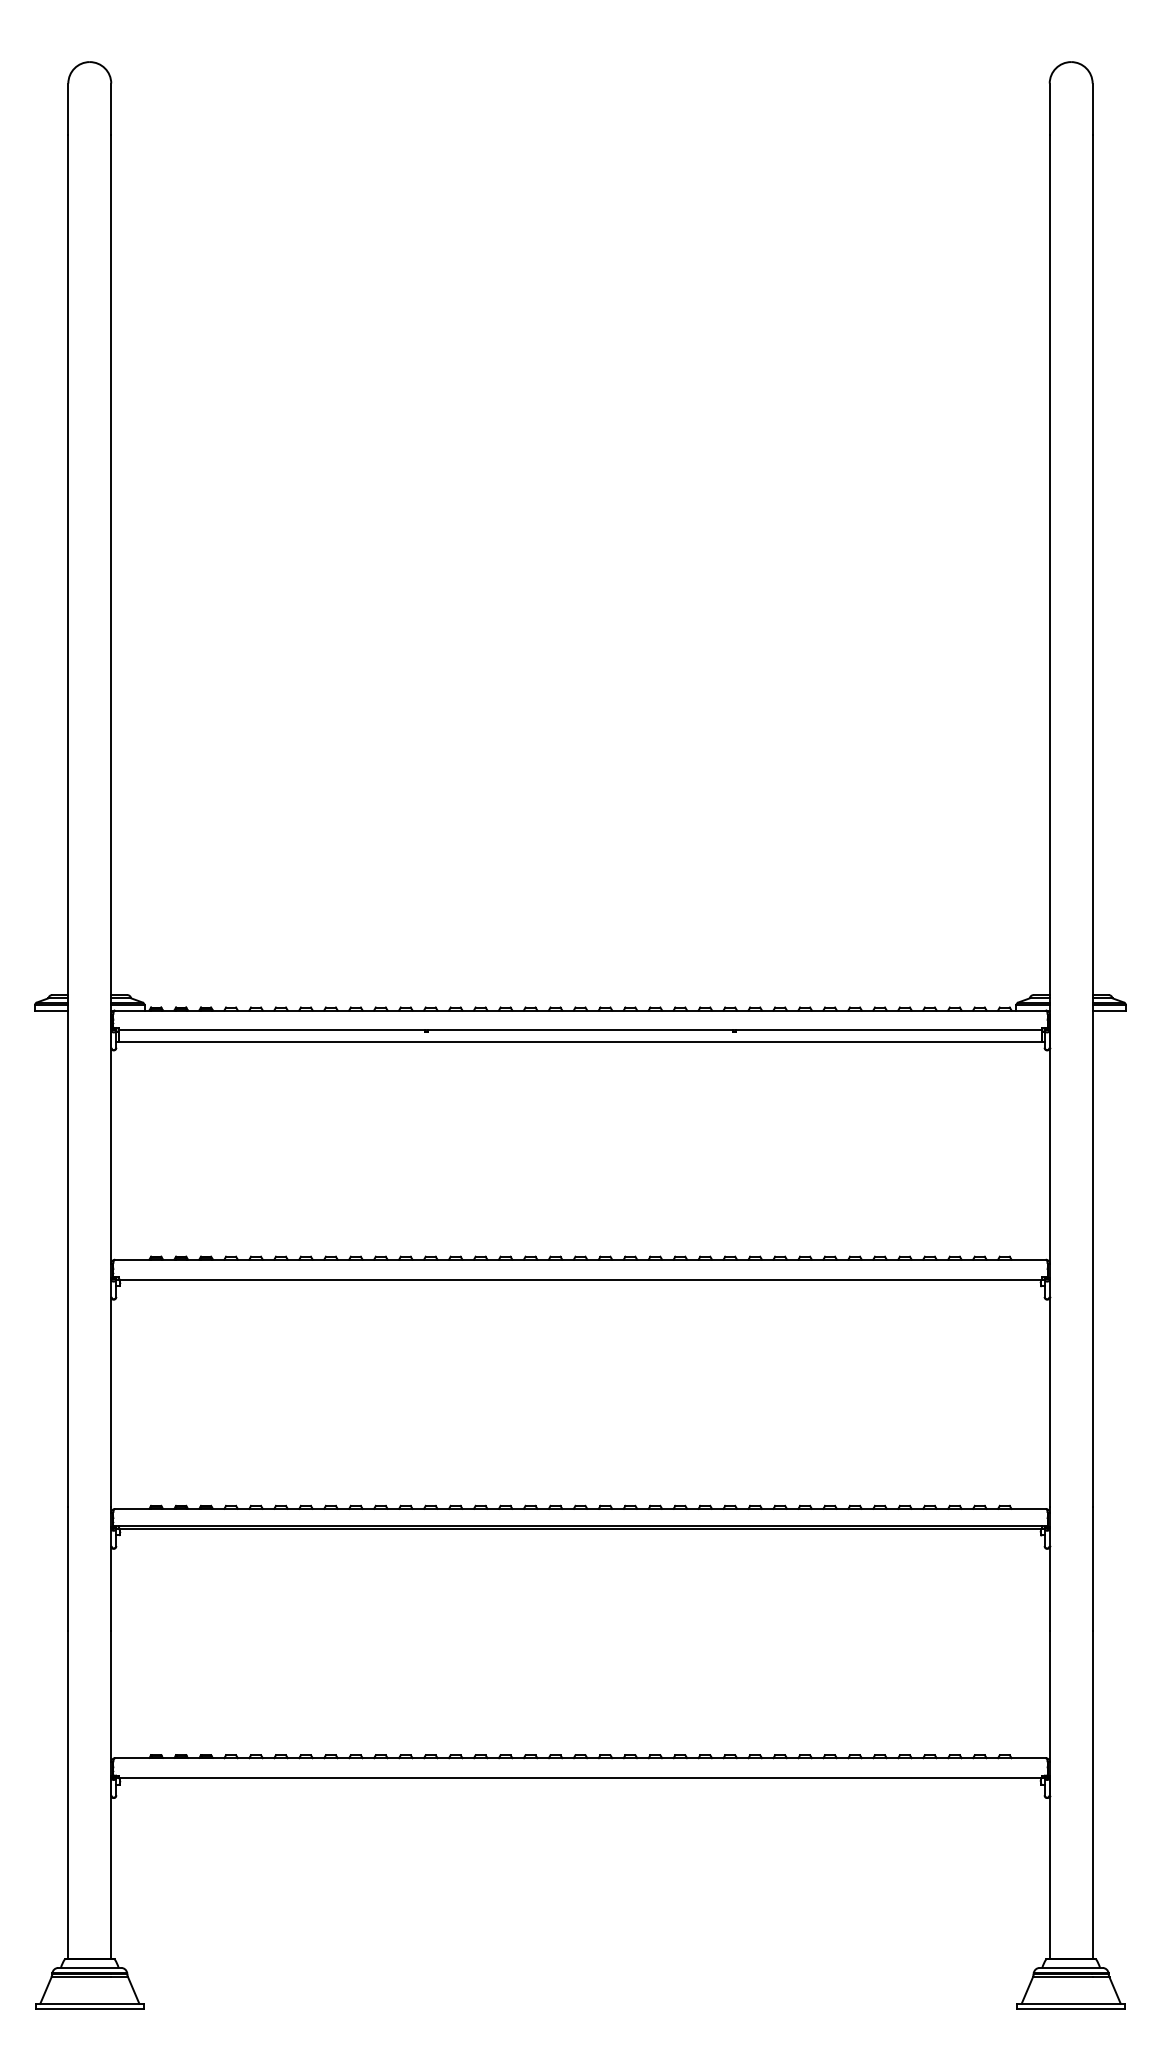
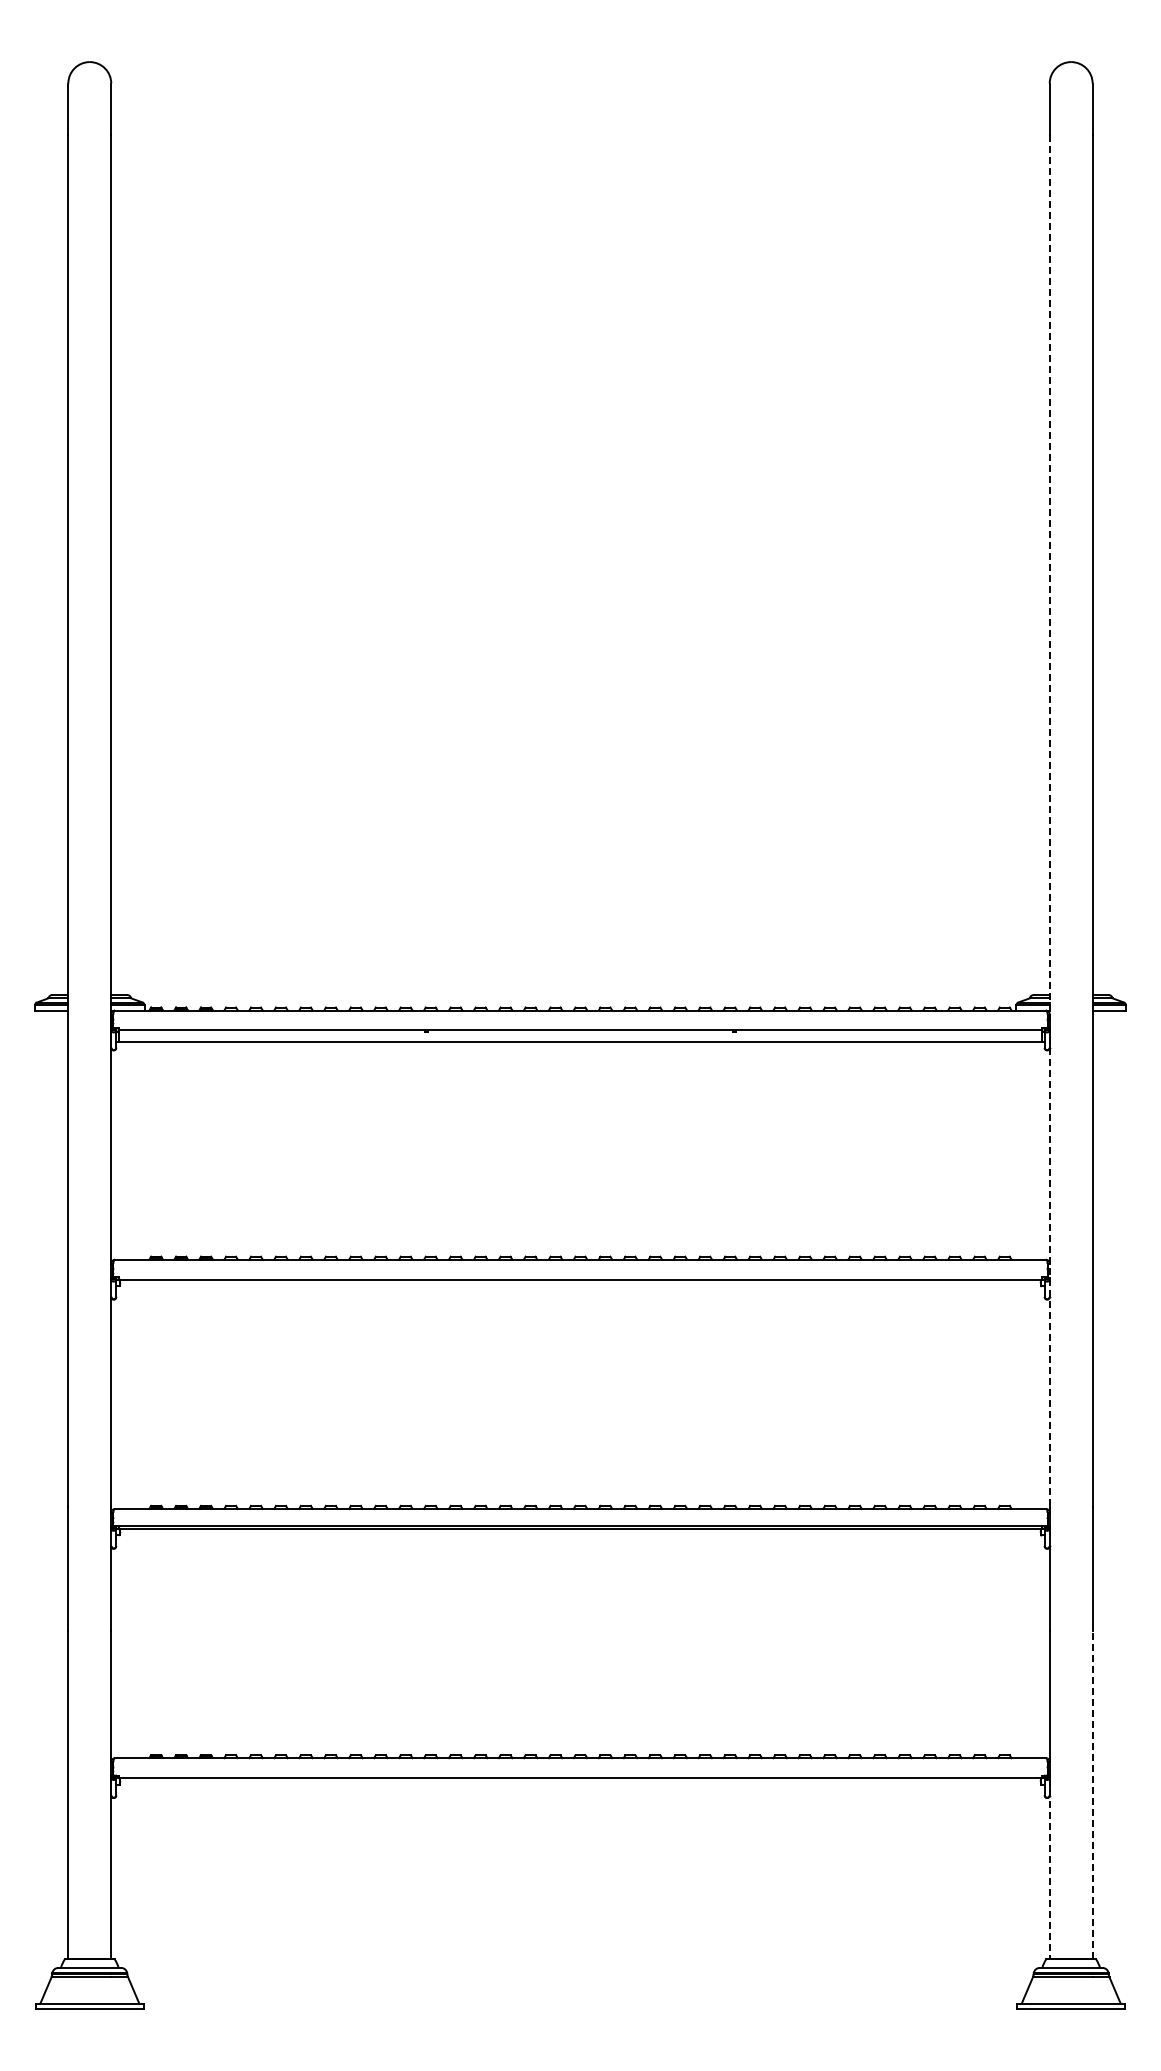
line: solid -> dashed (1049, 821)
line: solid -> dashed (1092, 1794)
line: solid -> dashed (1049, 1869)
